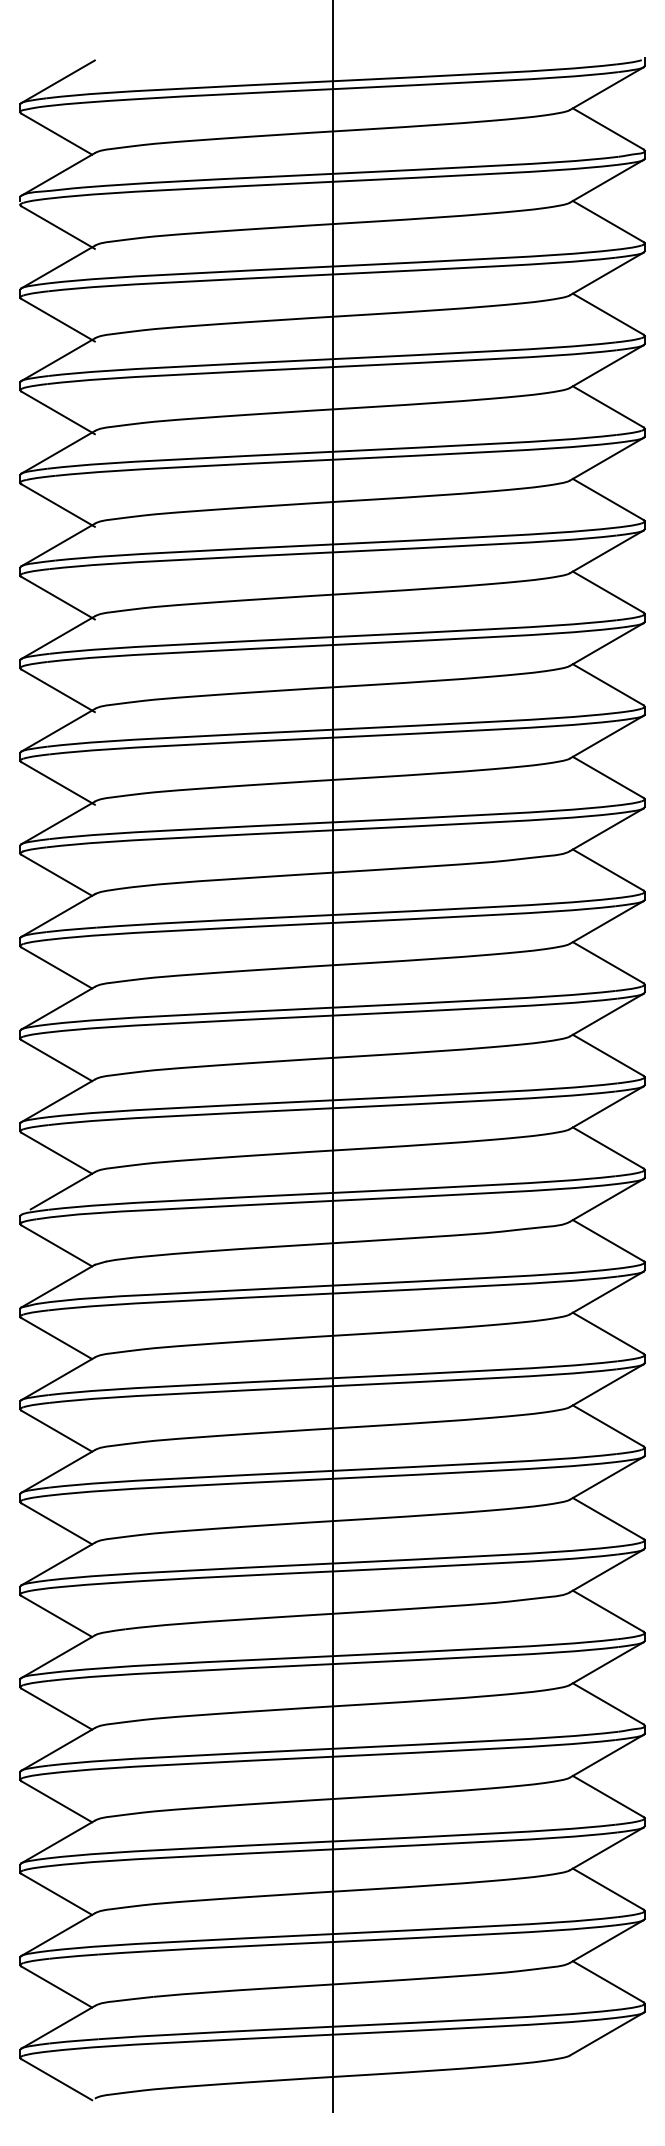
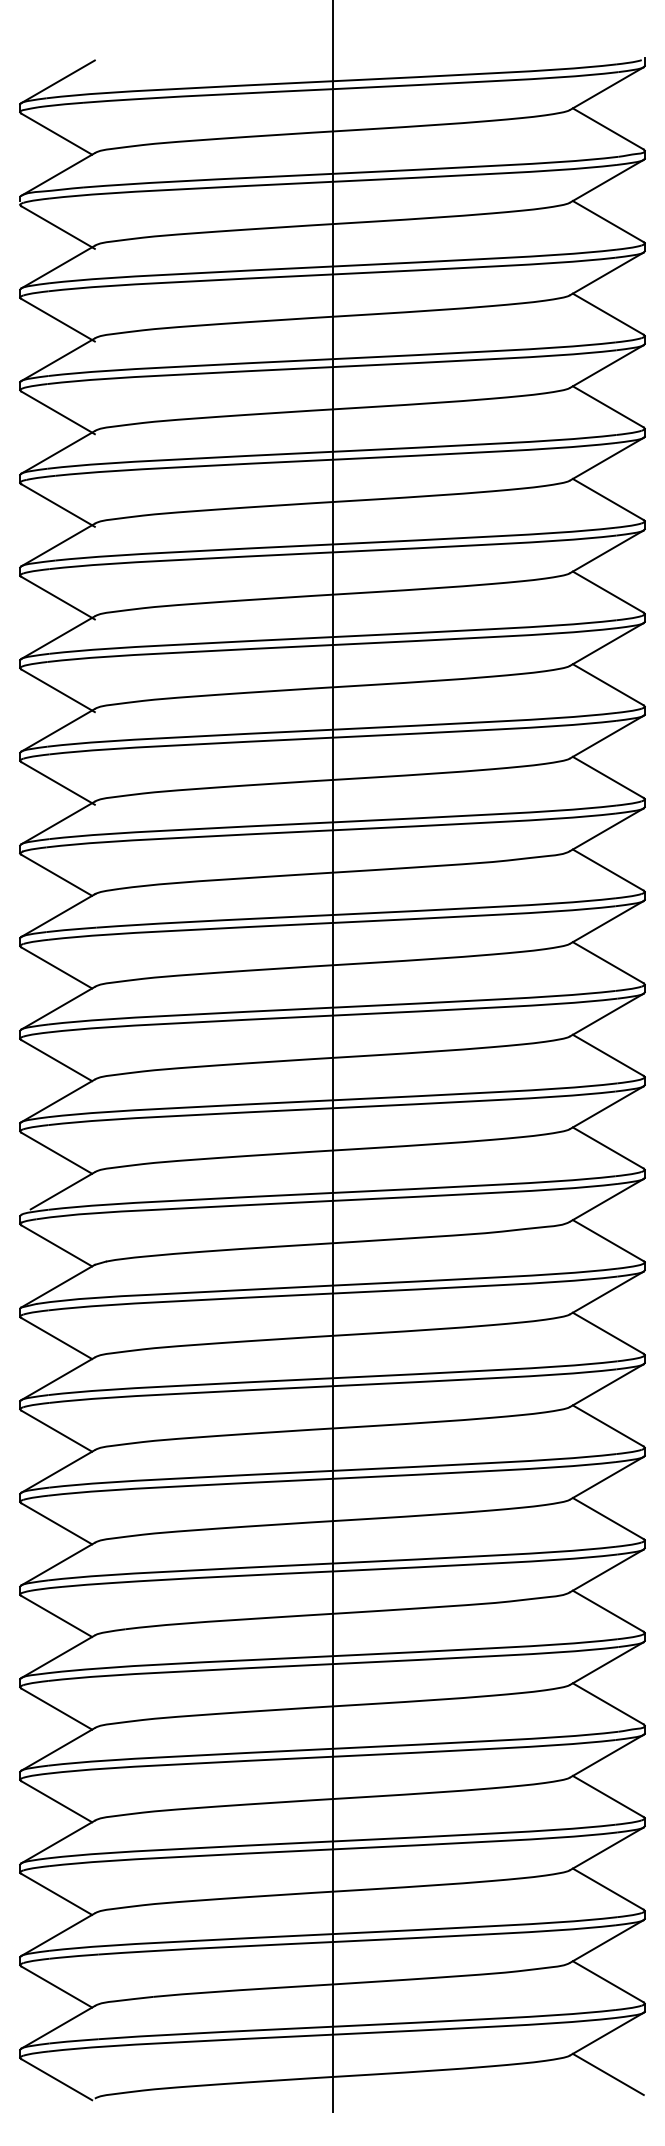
line: none -> present (607, 2074)
